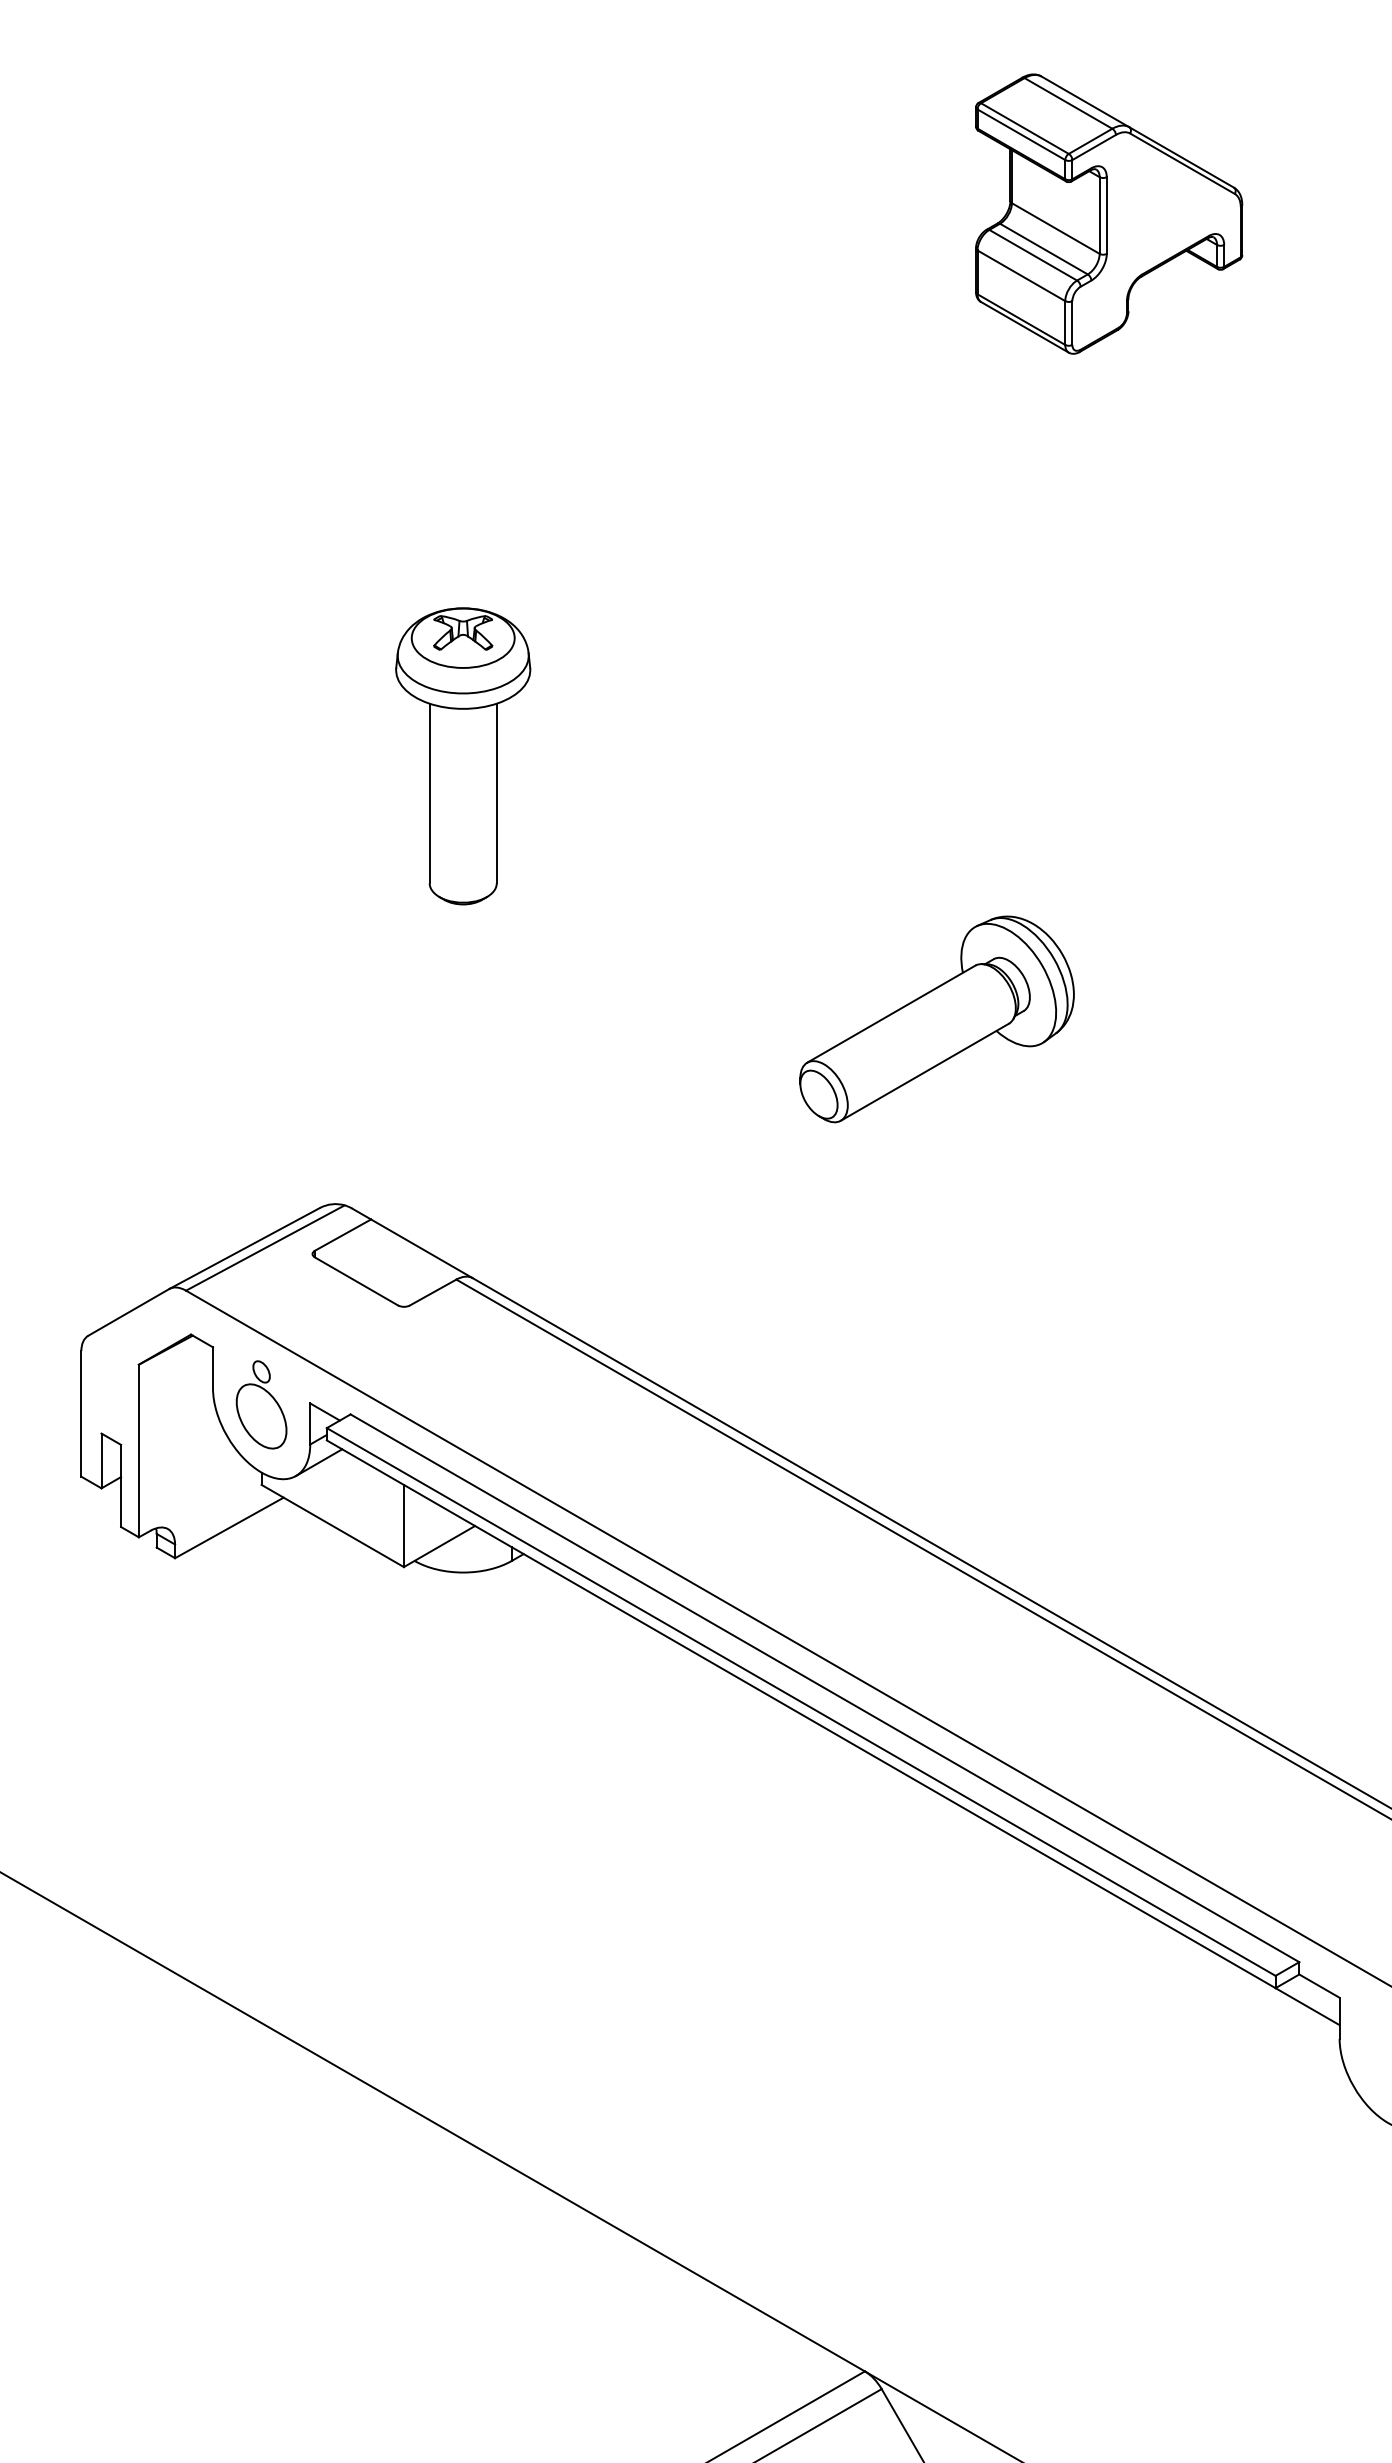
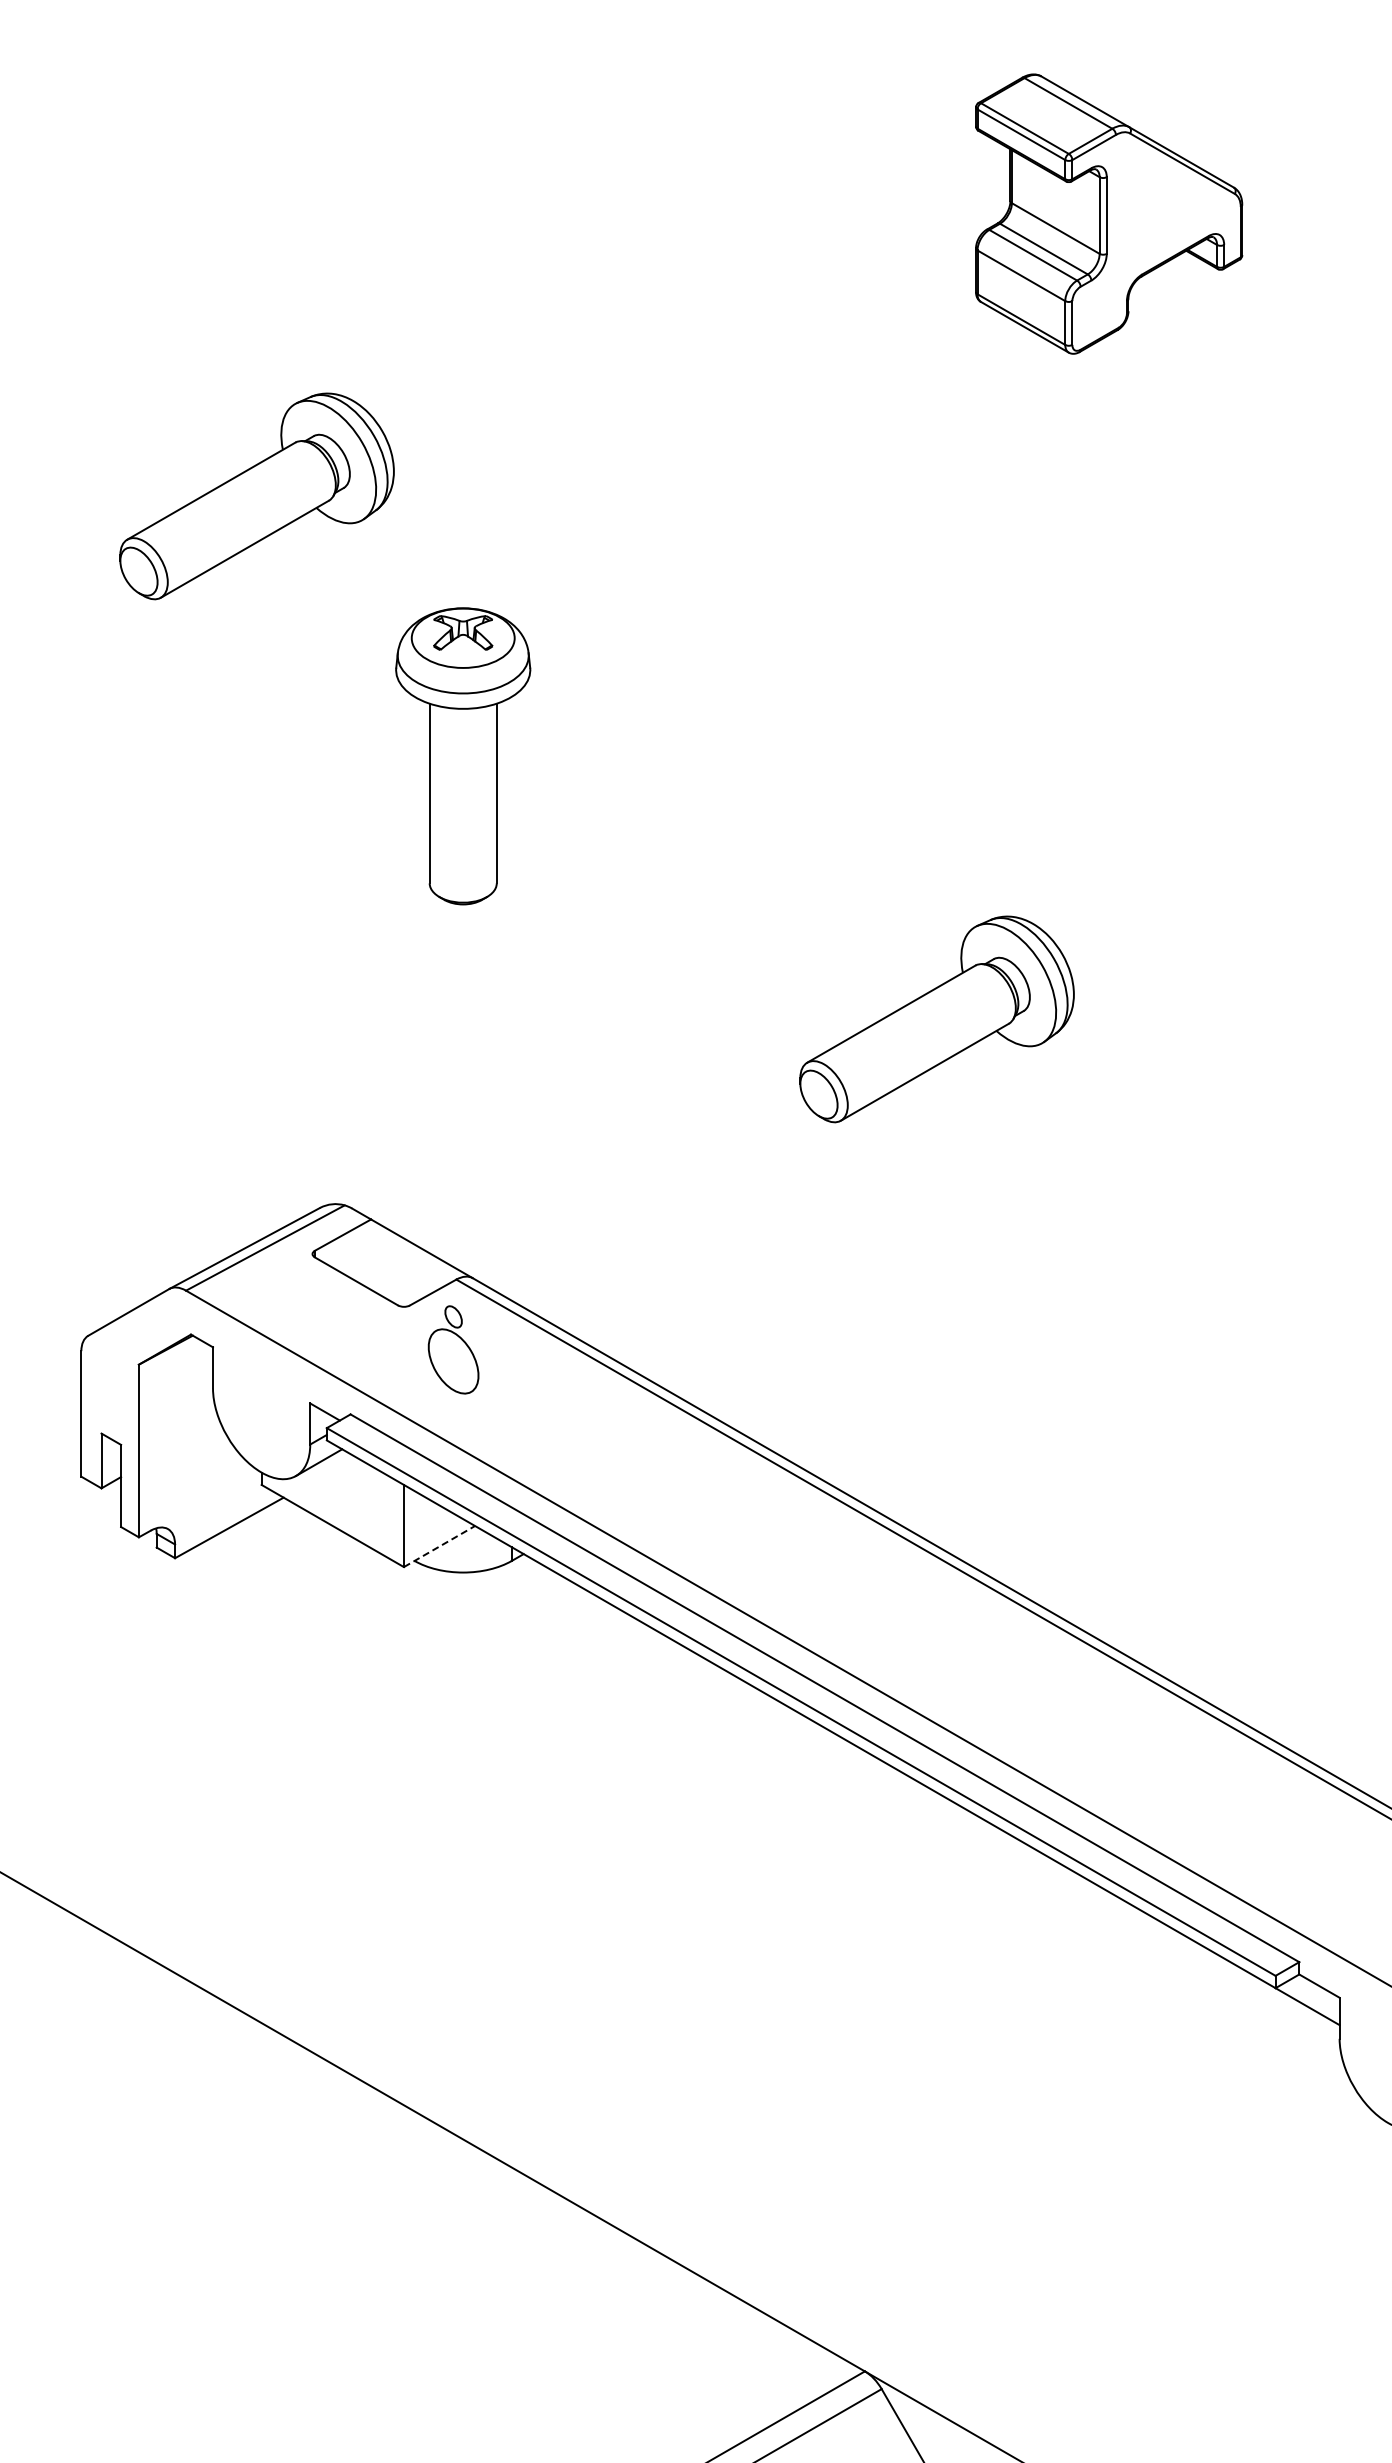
part: none -> present (256, 496)
part position: (261, 1404) -> (453, 1349) (453, 1349)
line: solid -> dashed (439, 1546)
